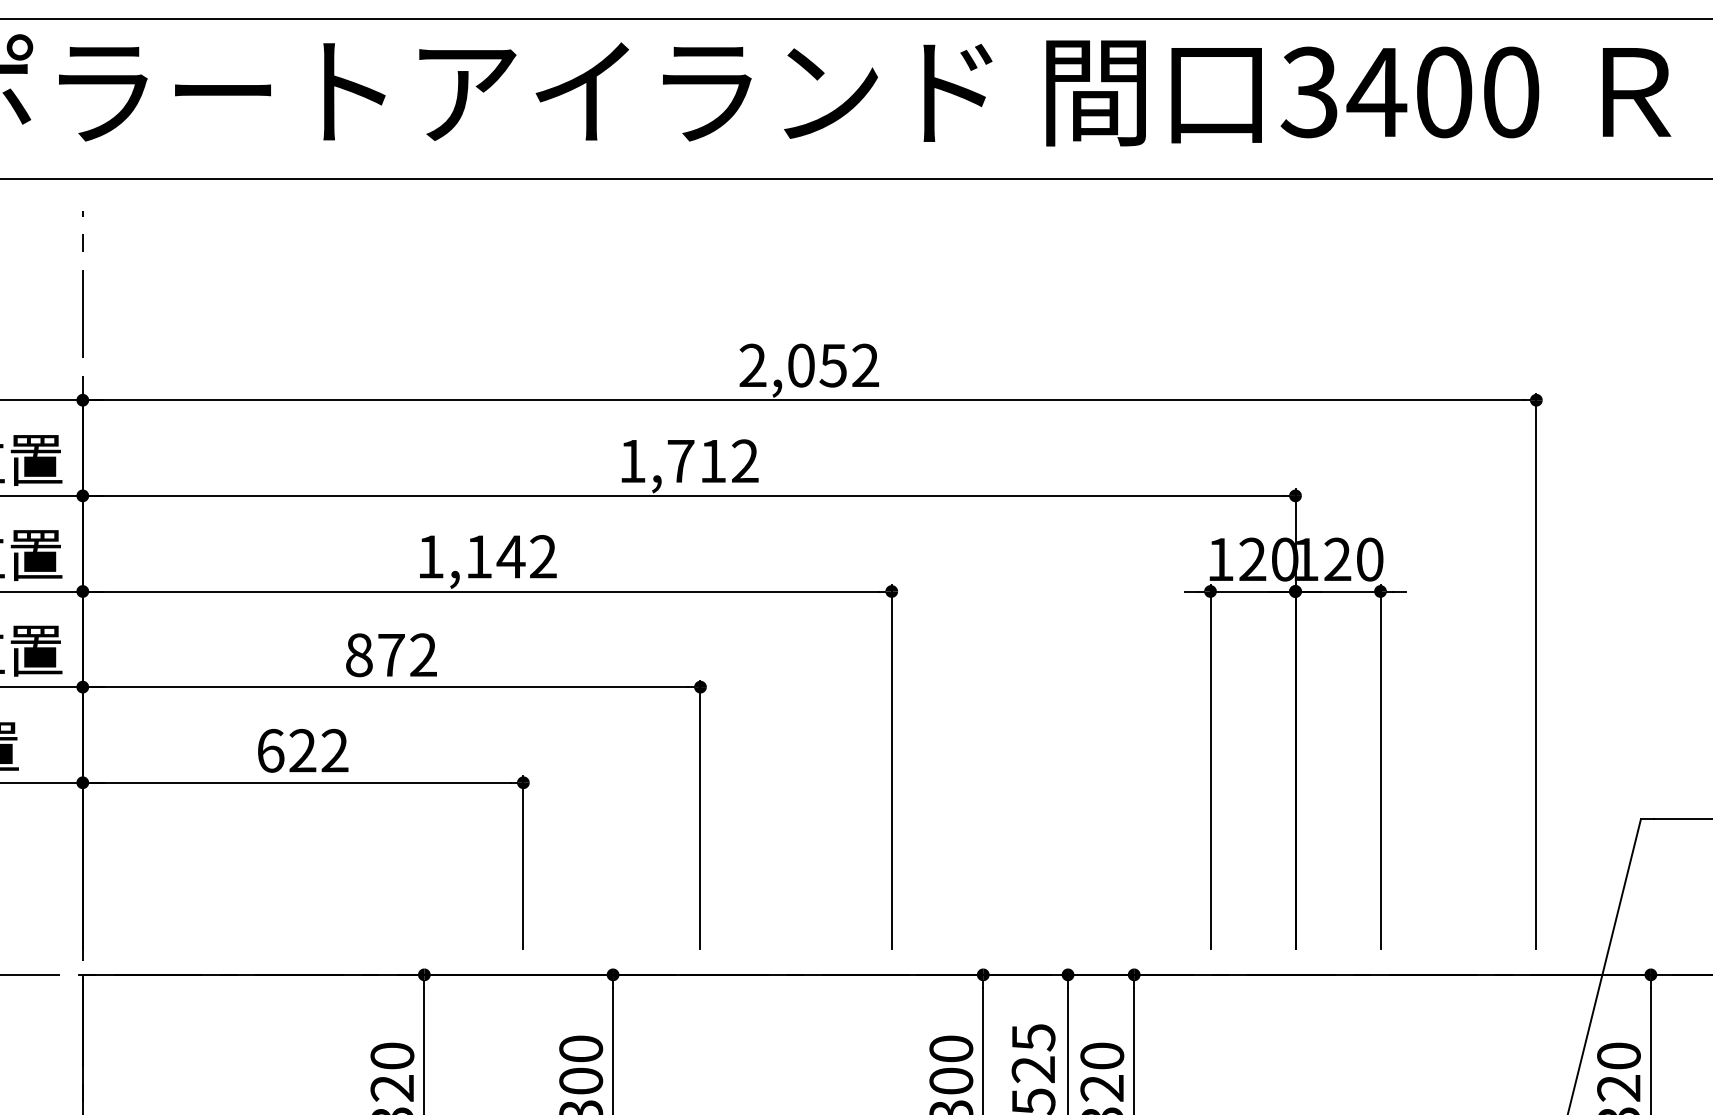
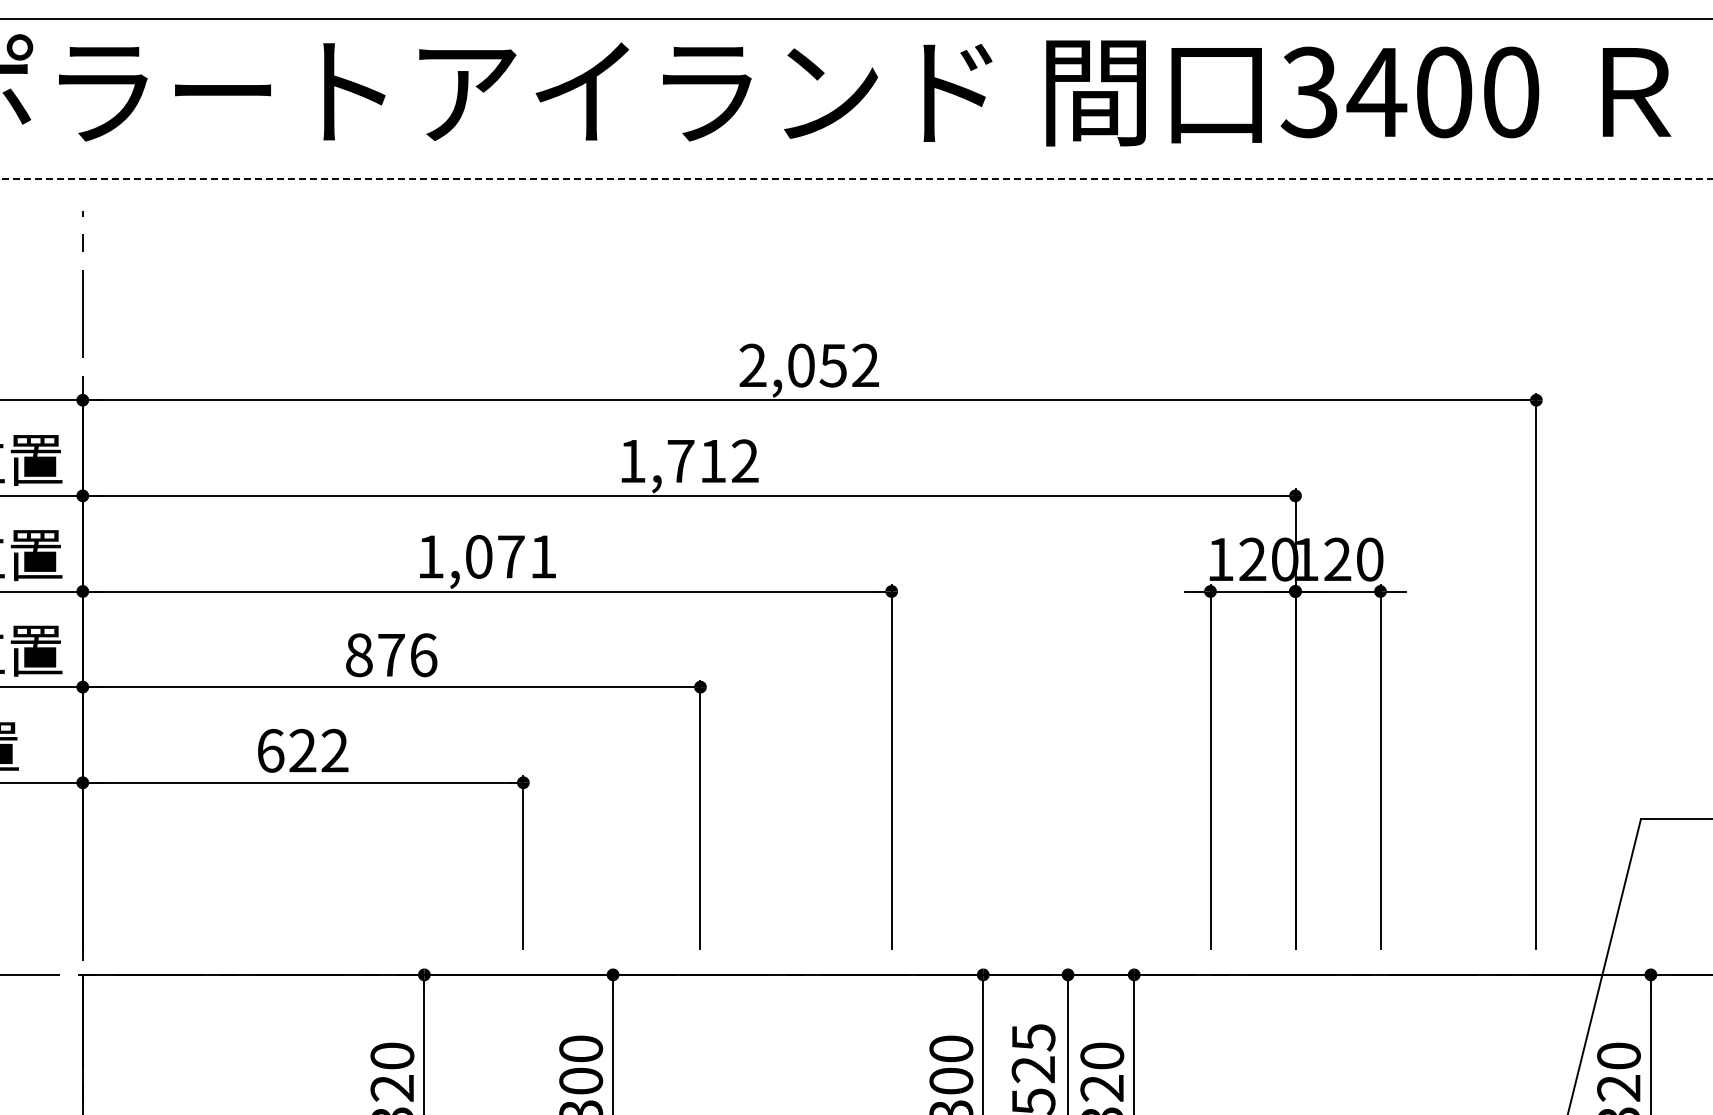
line: solid -> dashed (857, 178)
text: 1,142 -> 1,071 (511, 556)
text: 872 -> 876 (423, 655)
